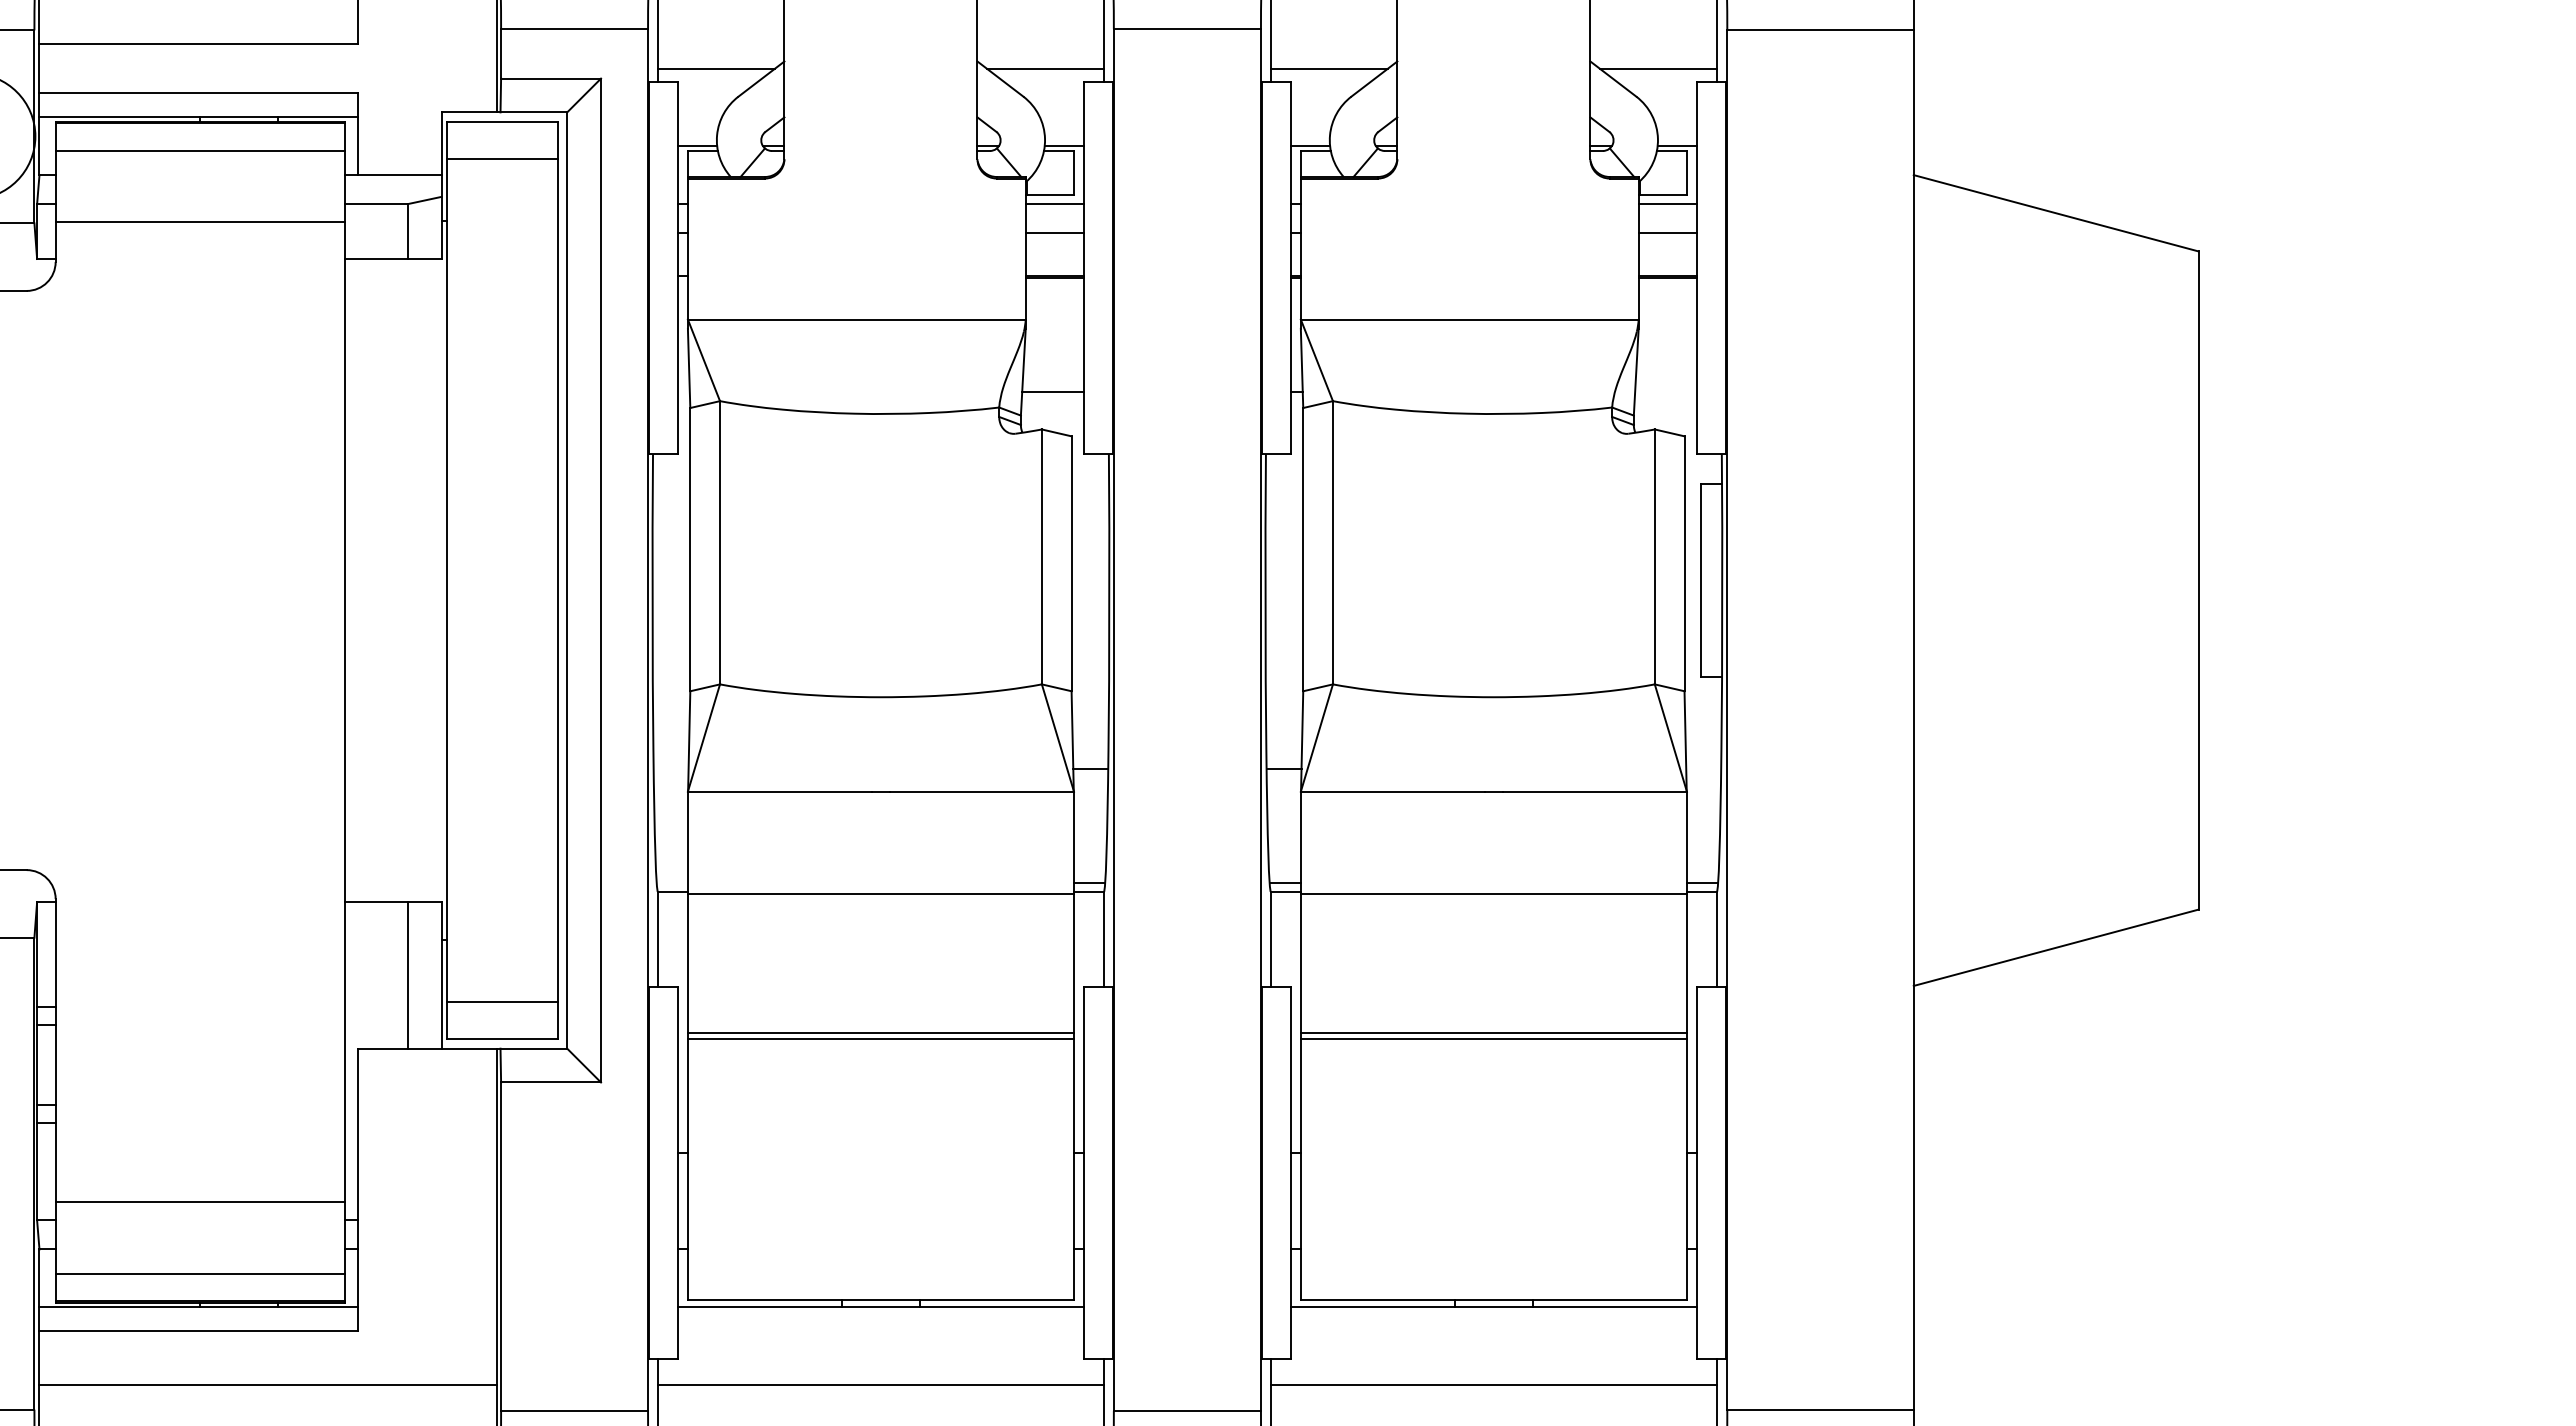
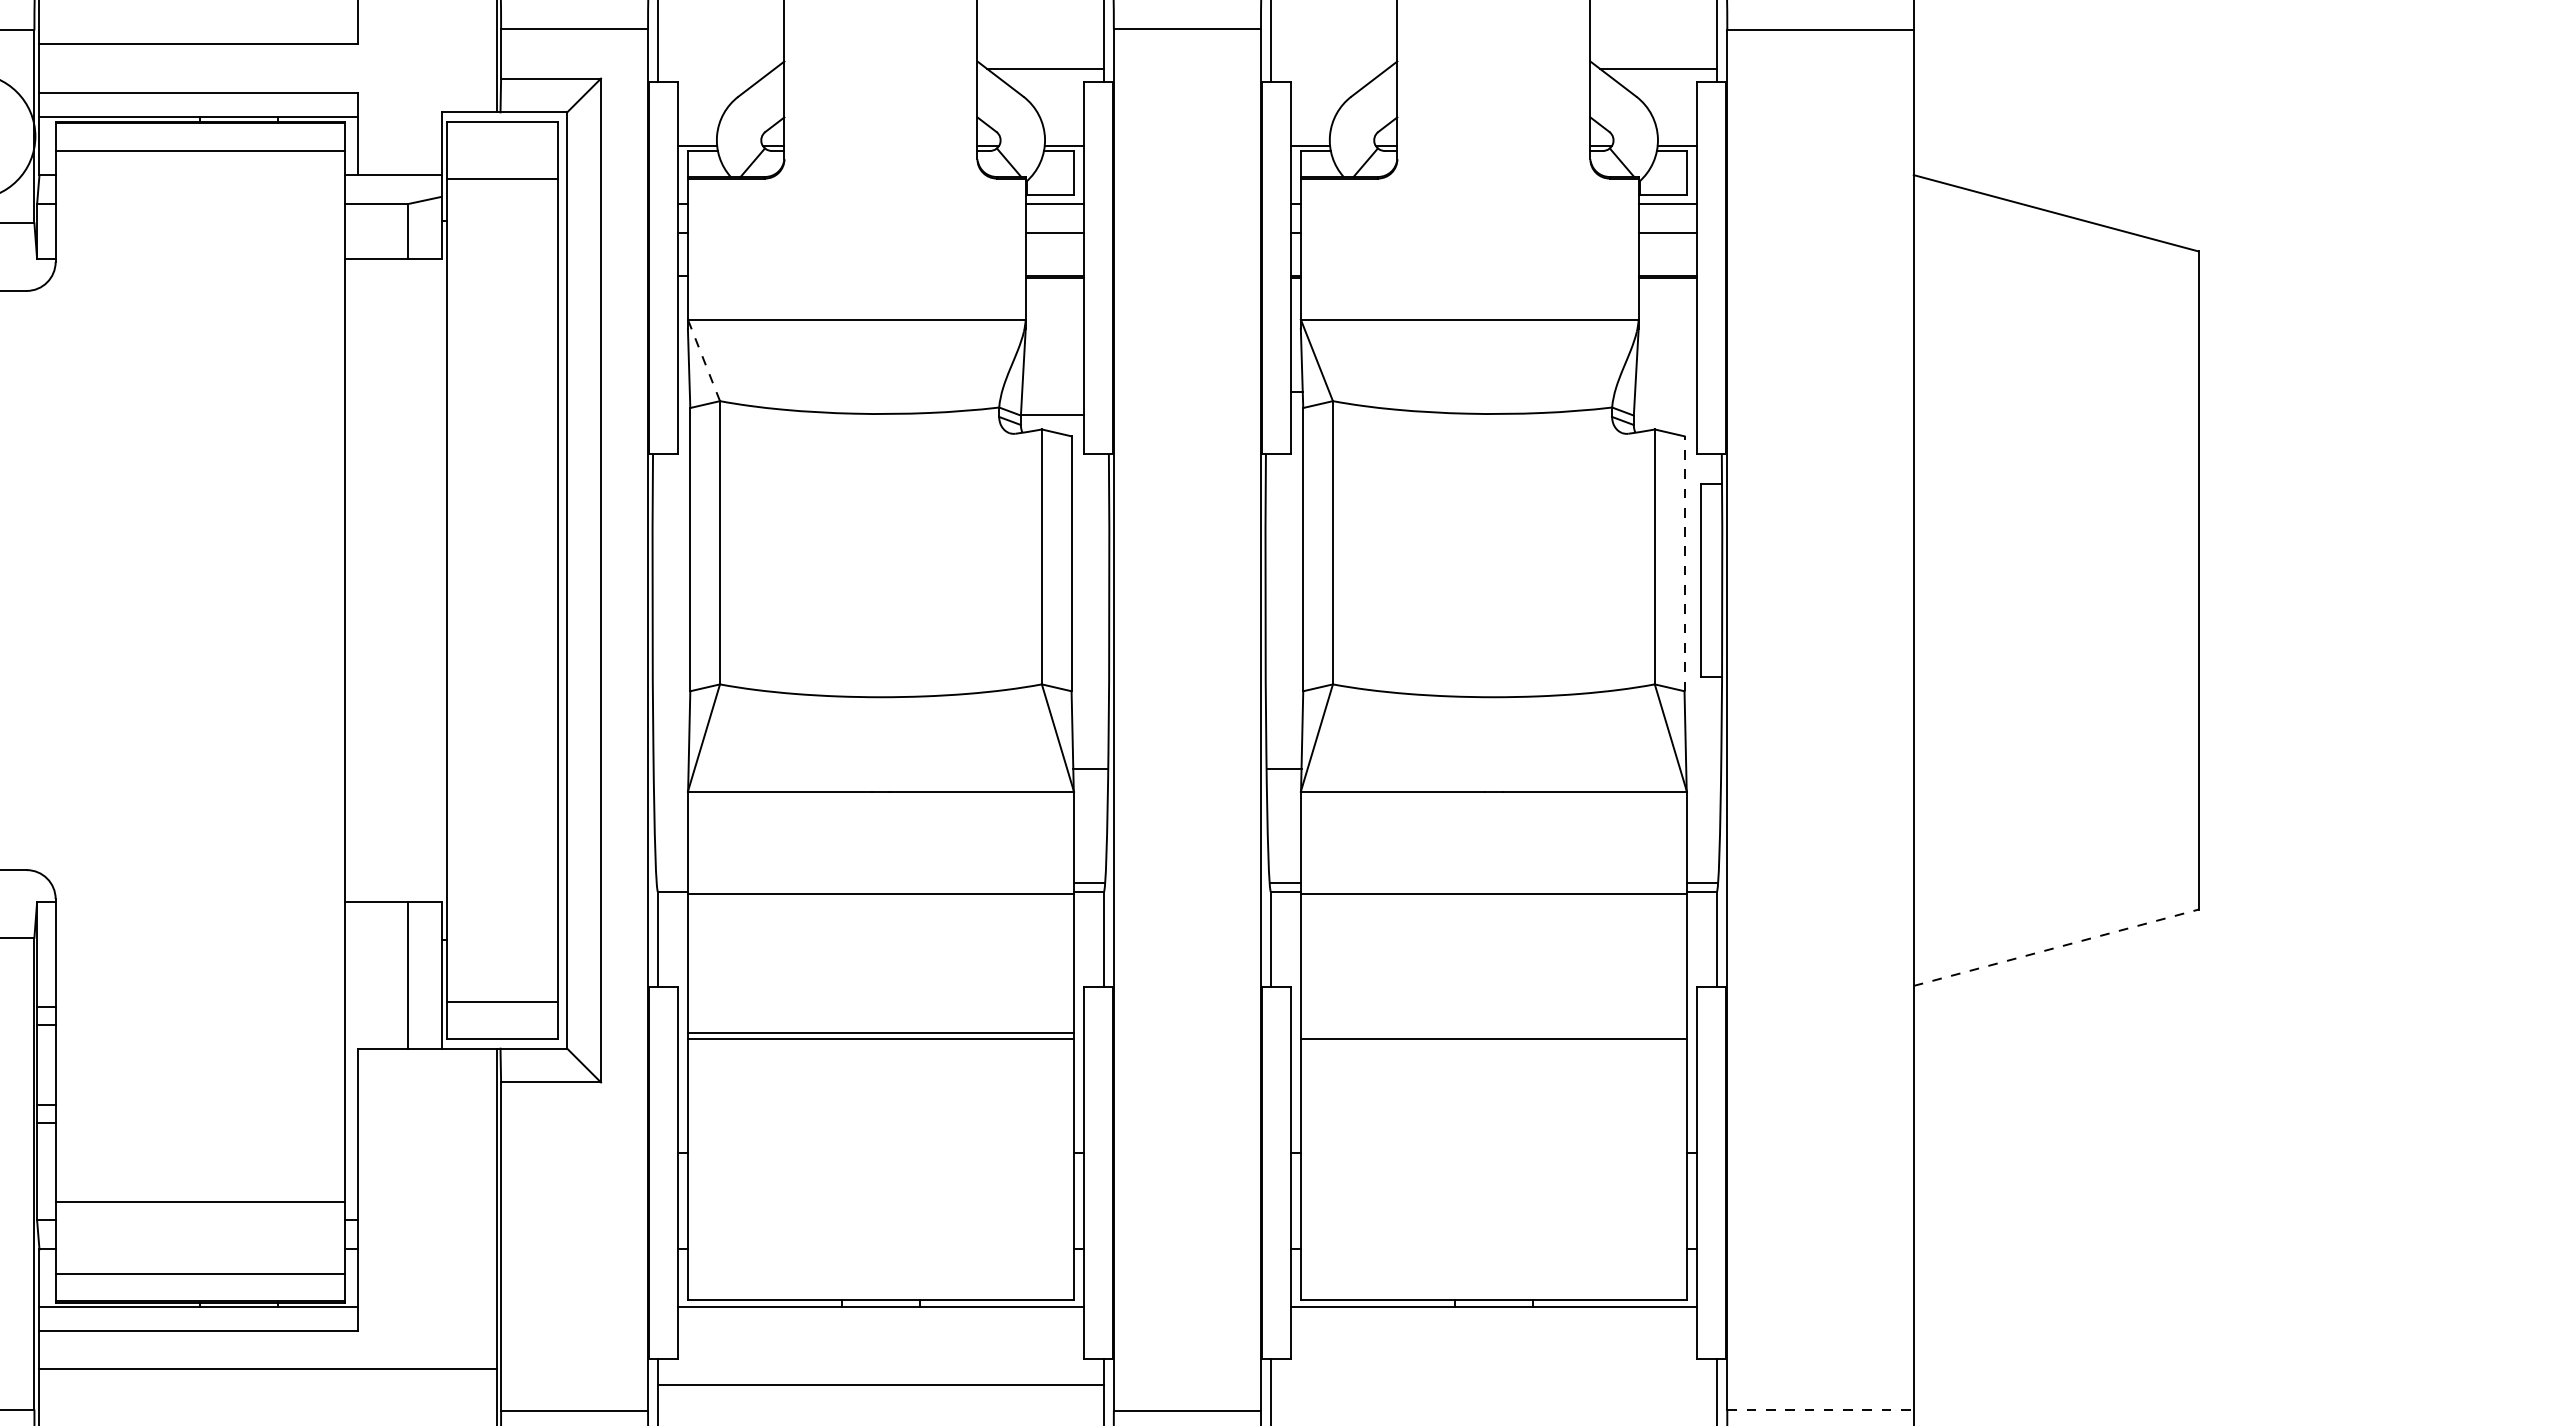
line: present -> none (715, 68)
line: present -> none (1328, 68)
line position: (501, 159) -> (501, 179) (501, 179)
line: present -> none (200, 222)
line: solid -> dashed (703, 360)
line position: (1052, 392) -> (1052, 415) (1052, 415)
line: solid -> dashed (1684, 563)
line: solid -> dashed (2056, 947)
line: present -> none (1493, 1033)
line position: (267, 1384) -> (267, 1368) (267, 1368)
line: present -> none (1493, 1384)
line: solid -> dashed (1821, 1409)
